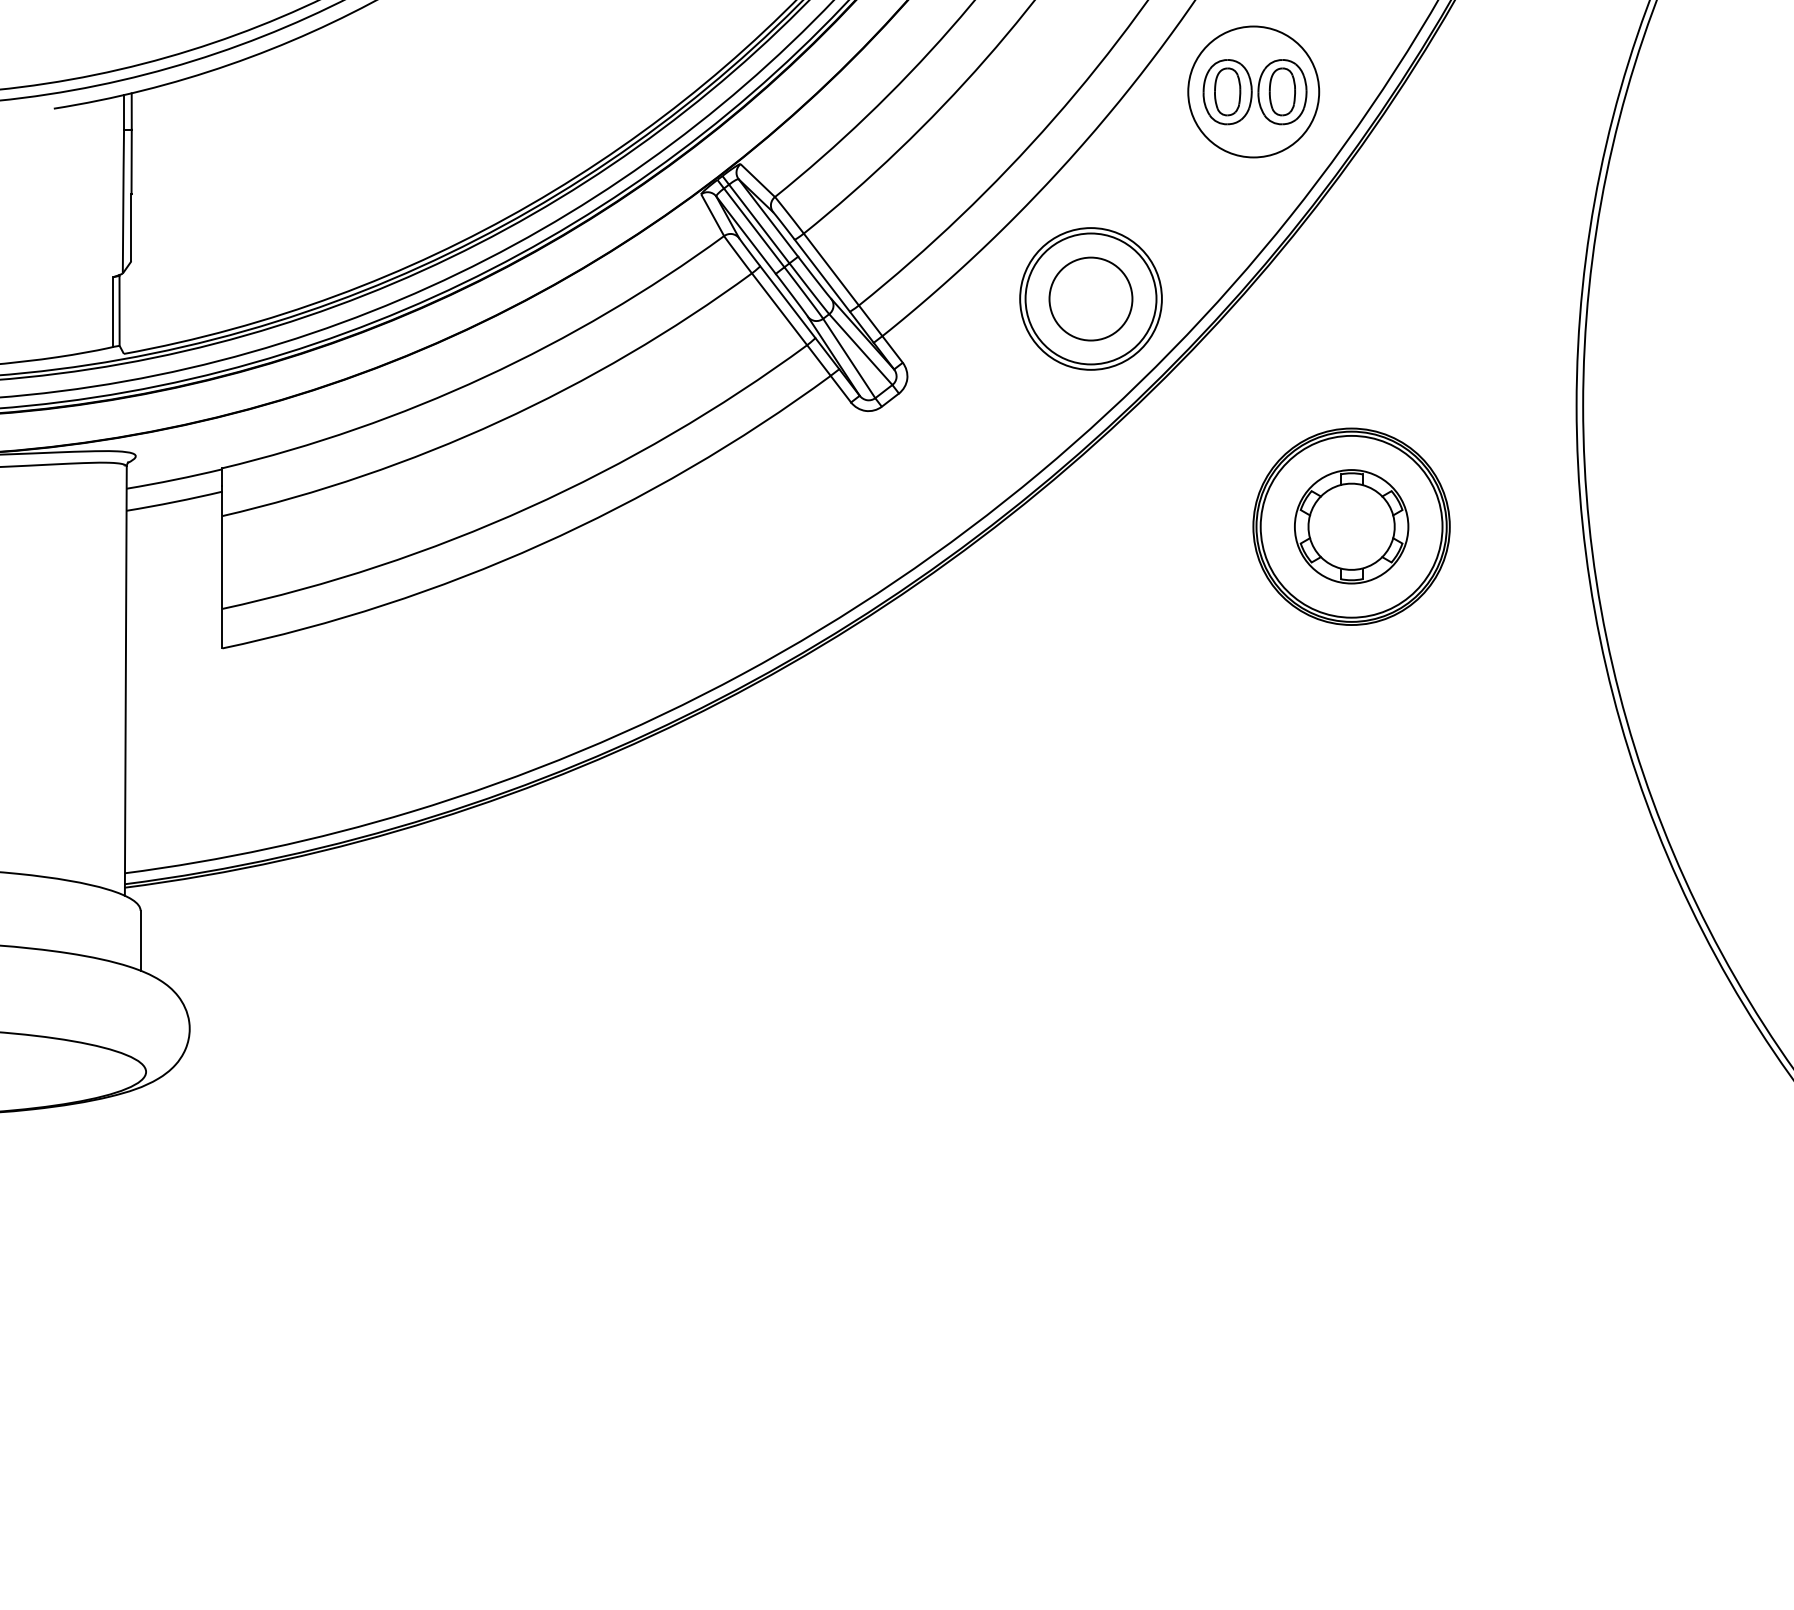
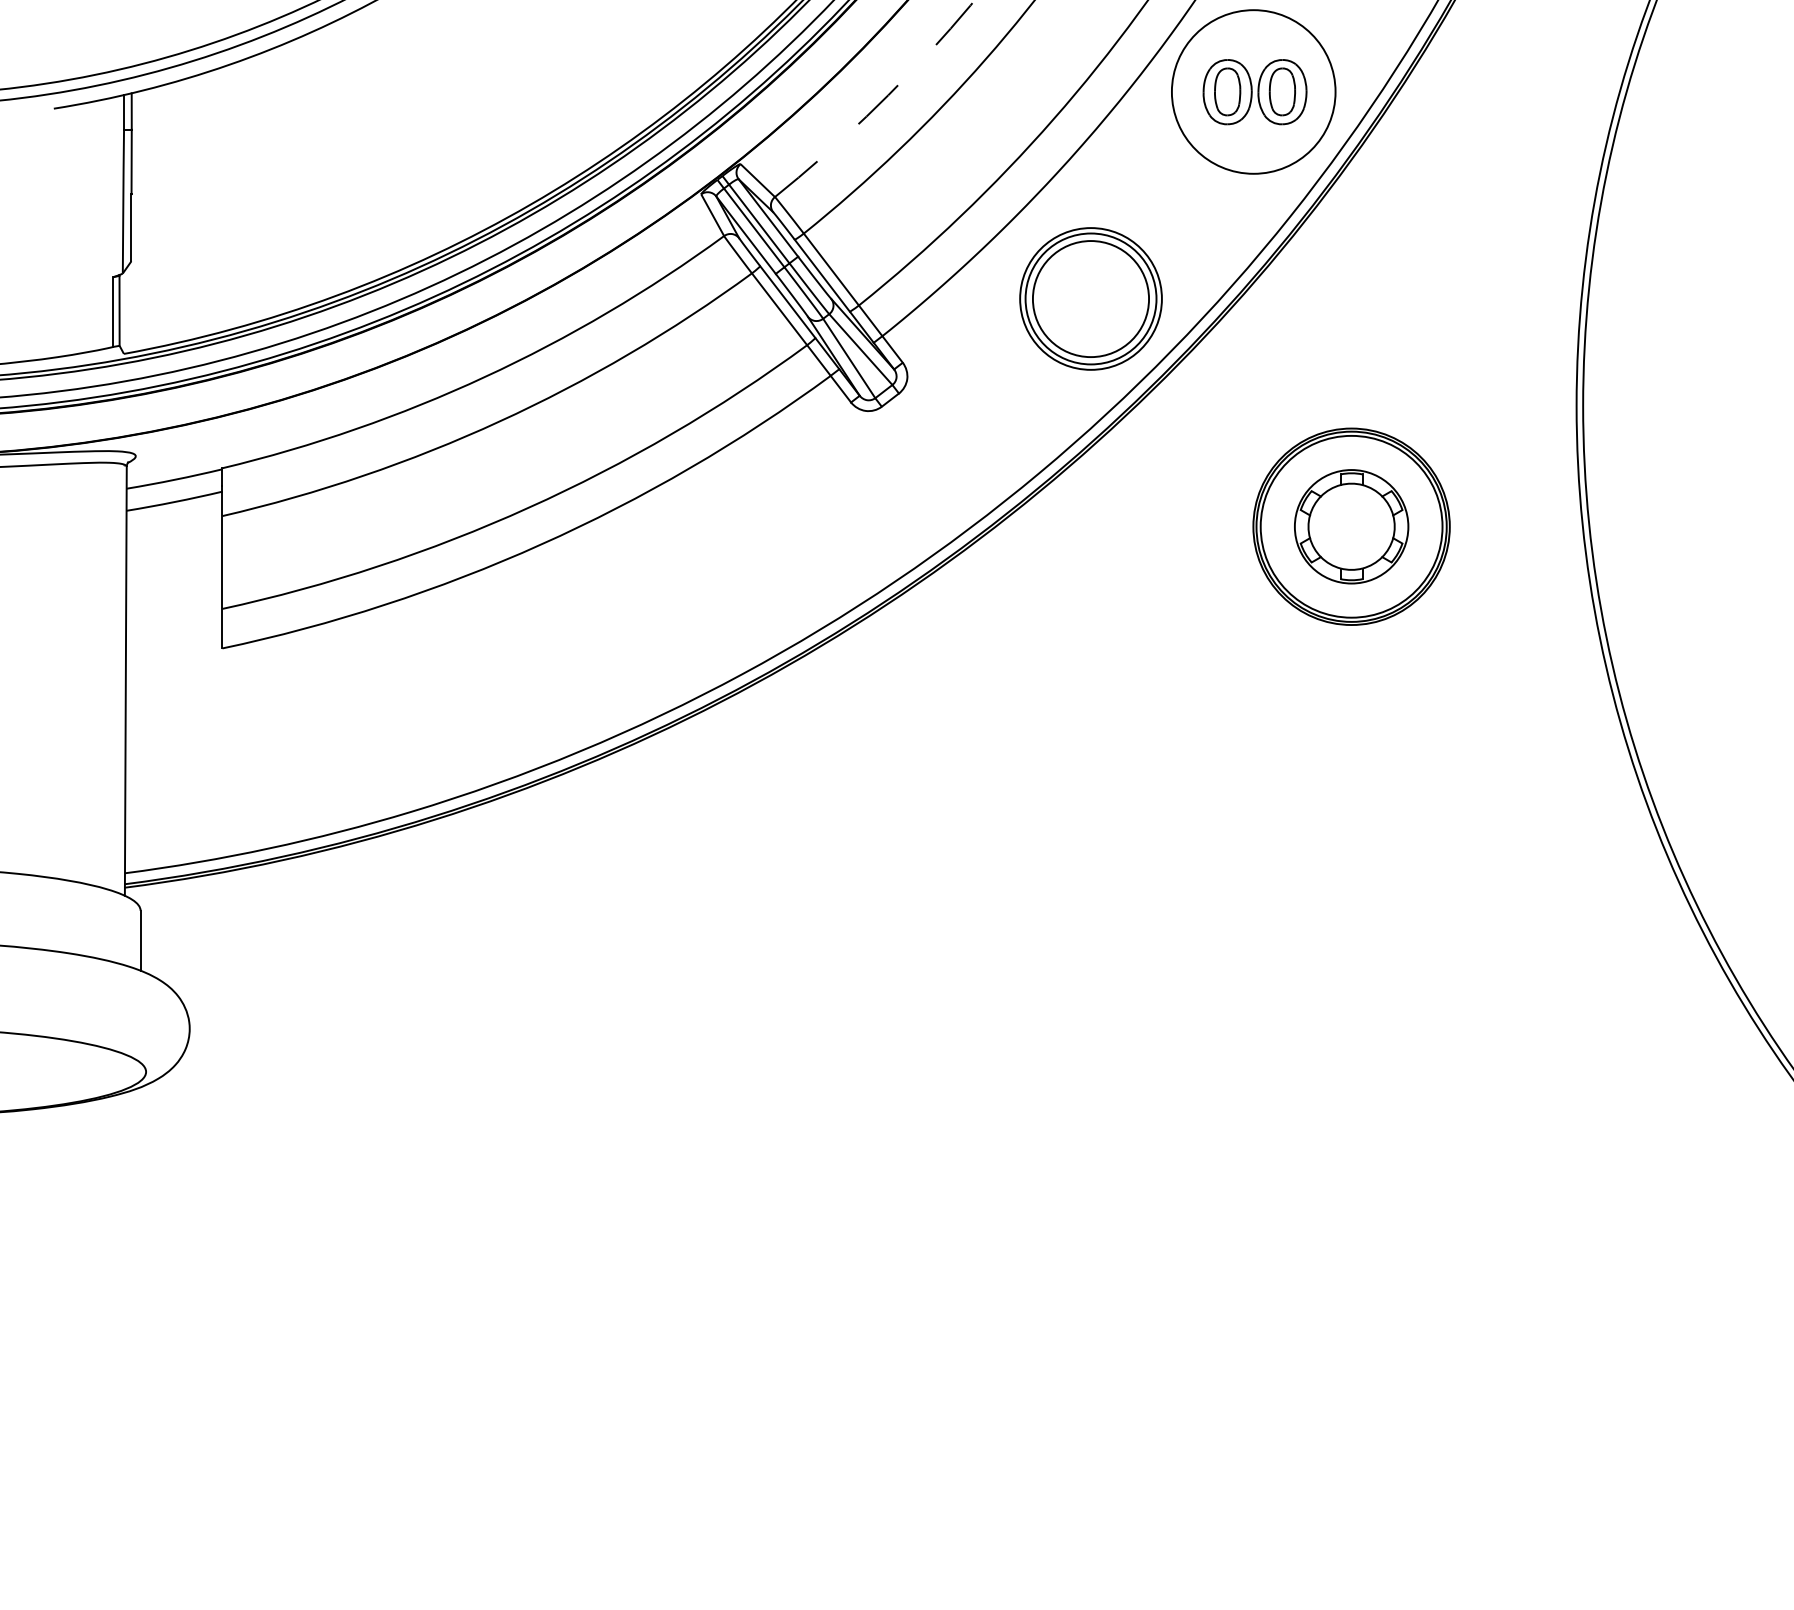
circle diameter: 131 px -> 164 px (1253, 91)
arc: solid -> dashed (880, 102)
circle diameter: 83 px -> 116 px (1090, 299)
